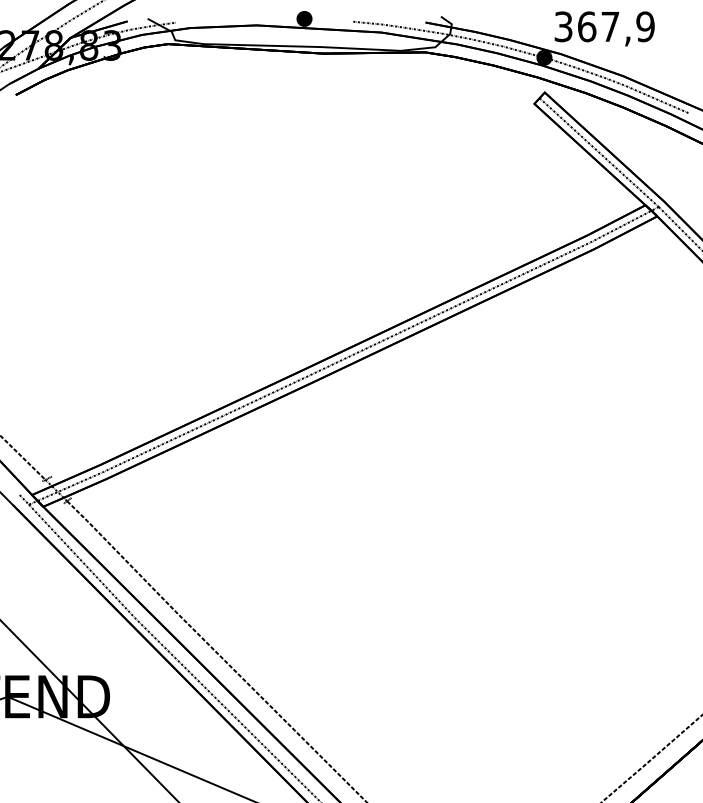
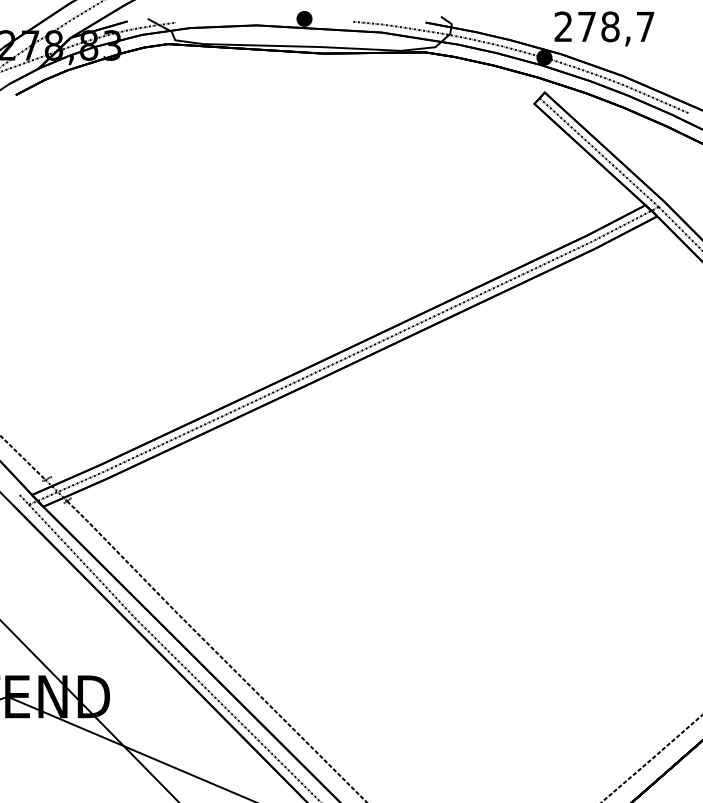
text: 367,9 -> 278,7 (604, 26)
